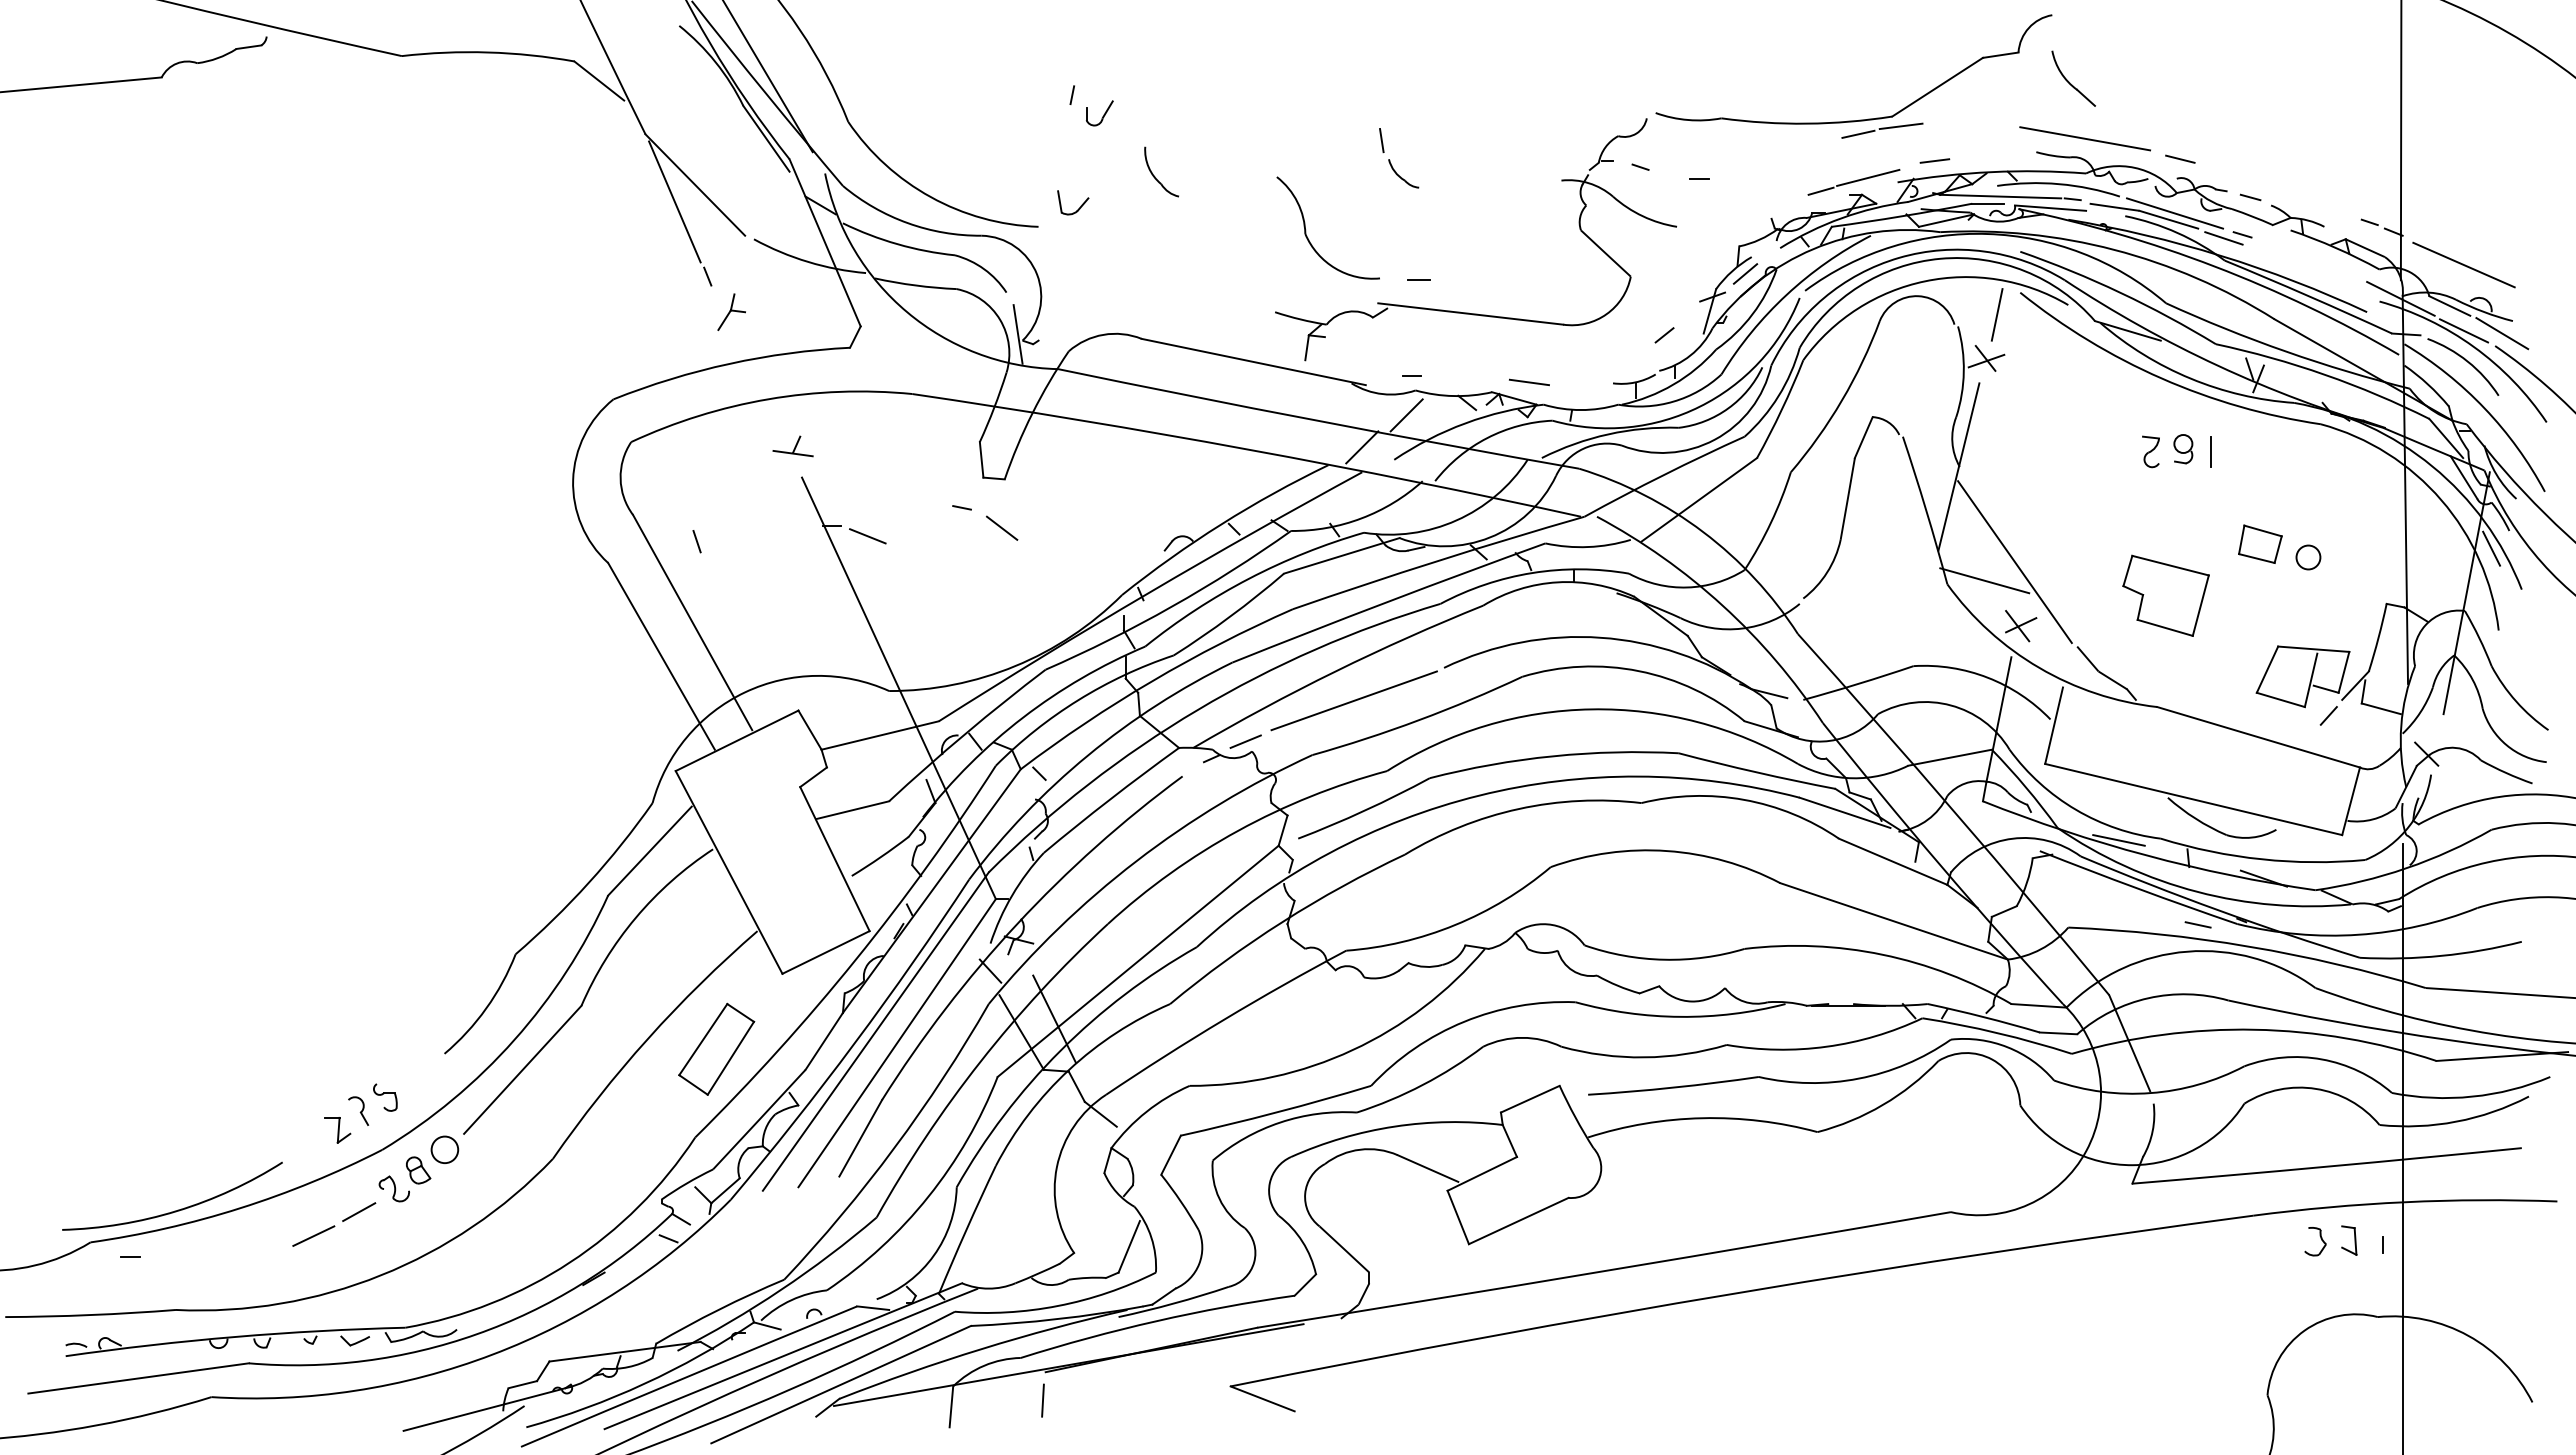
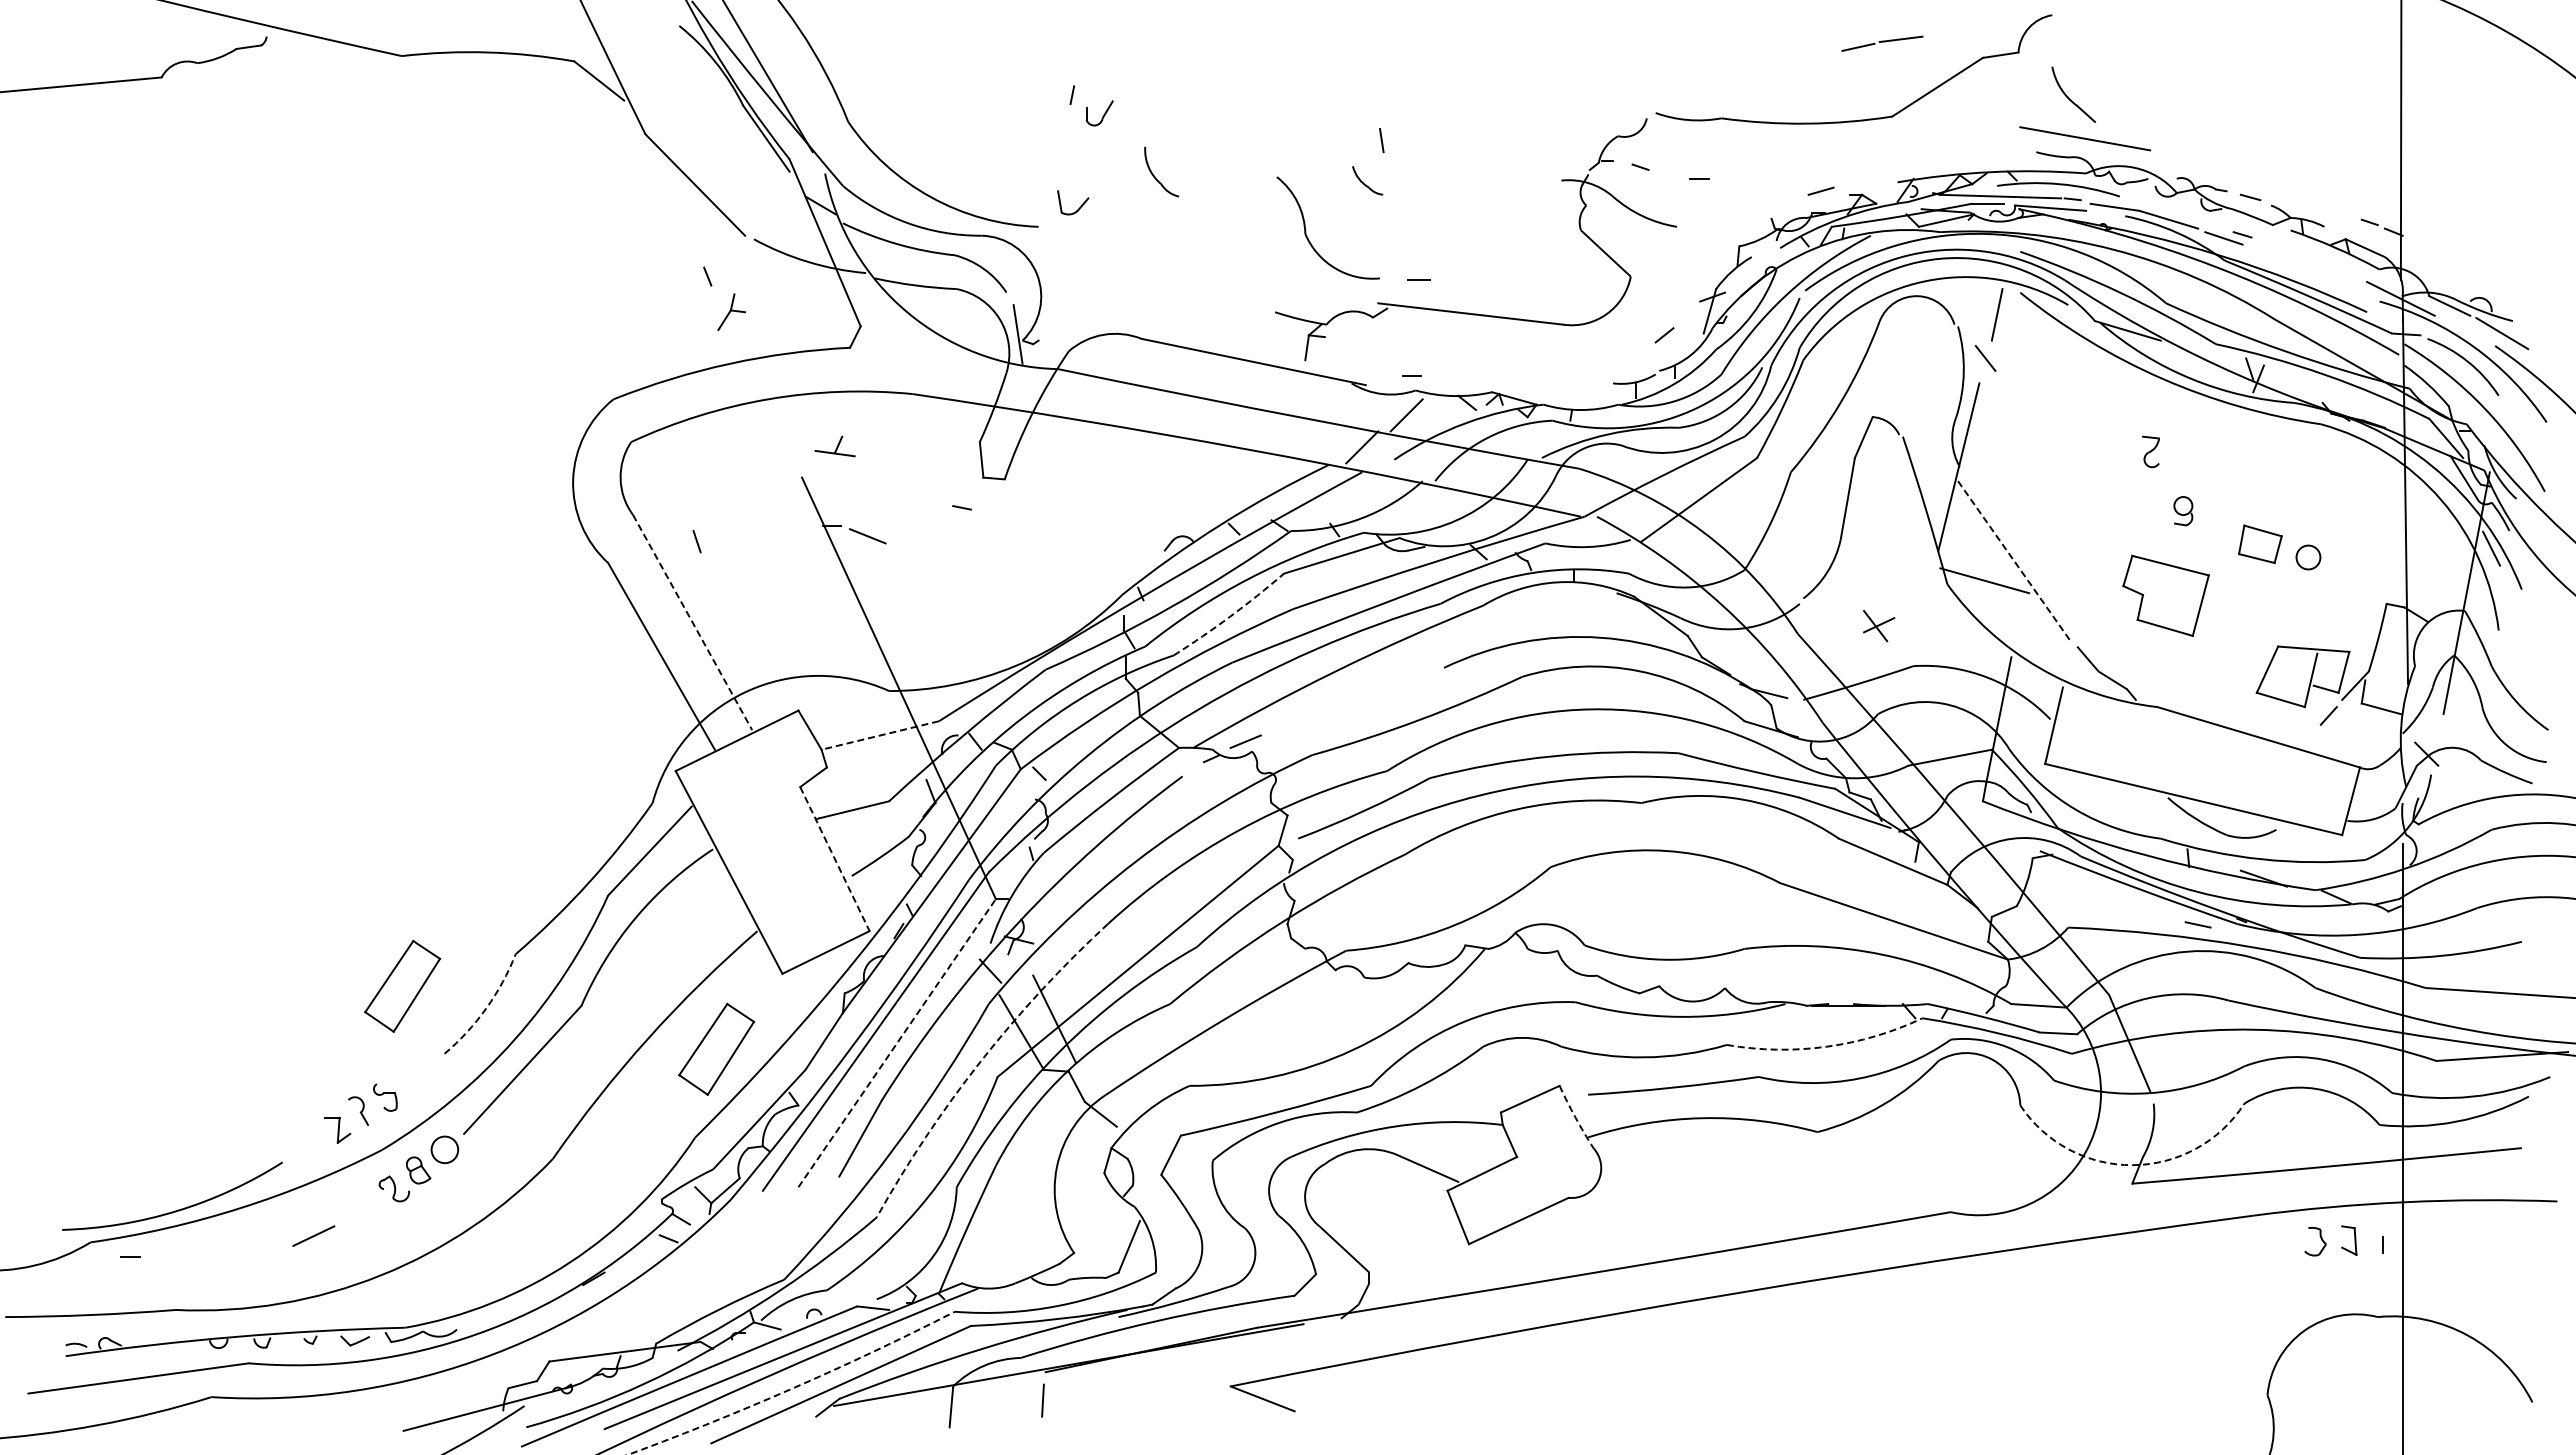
part position: (2073, 78) -> (2073, 94) (2073, 94)
part position: (1882, 130) -> (1882, 43) (1882, 43)
line: present -> none (2180, 158)
line: present -> none (1934, 160)
part position: (1403, 173) -> (1367, 180) (1367, 180)
line: present -> none (1868, 177)
line: present -> none (674, 201)
line: present -> none (2175, 213)
line: present -> none (2463, 264)
line: present -> none (1745, 273)
line: present -> none (2464, 330)
line: present -> none (1986, 360)
line: present -> none (1528, 382)
part position: (792, 446) -> (834, 446) (834, 446)
part position: (2183, 449) -> (2183, 511) (2183, 511)
line: present -> none (2210, 451)
line: present -> none (1001, 527)
line: solid -> dashed (2014, 562)
arc: solid -> dashed (1230, 616)
line: solid -> dashed (692, 622)
part position: (2021, 626) -> (1879, 626) (1879, 626)
line: present -> none (1353, 700)
line: solid -> dashed (879, 735)
line: present -> none (2118, 840)
line: solid -> dashed (834, 859)
part: none -> present (402, 985)
arc: solid -> dashed (486, 1008)
line: solid -> dashed (897, 1043)
arc: solid -> dashed (1826, 1046)
arc: solid -> dashed (980, 1061)
arc: solid -> dashed (1575, 1117)
arc: solid -> dashed (2132, 1165)
line: present -> none (359, 1212)
arc: solid -> dashed (793, 1388)
